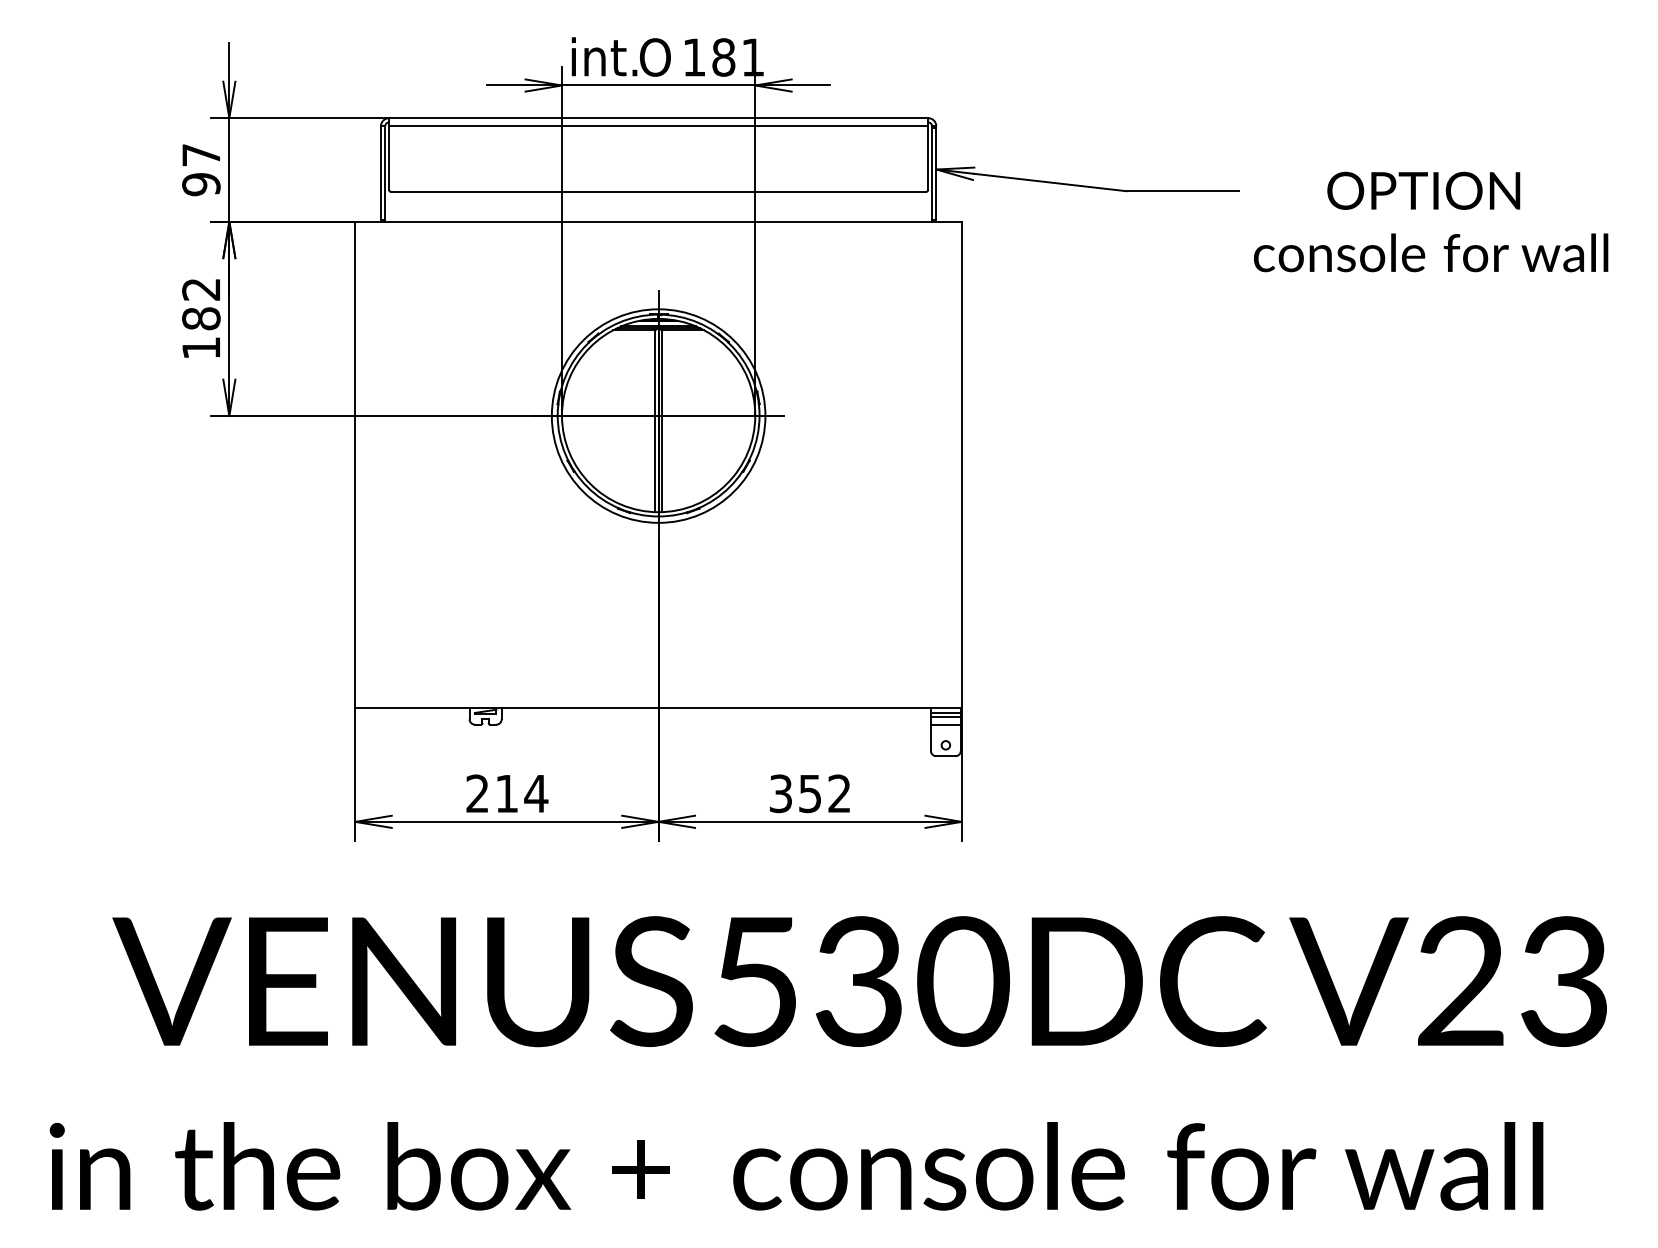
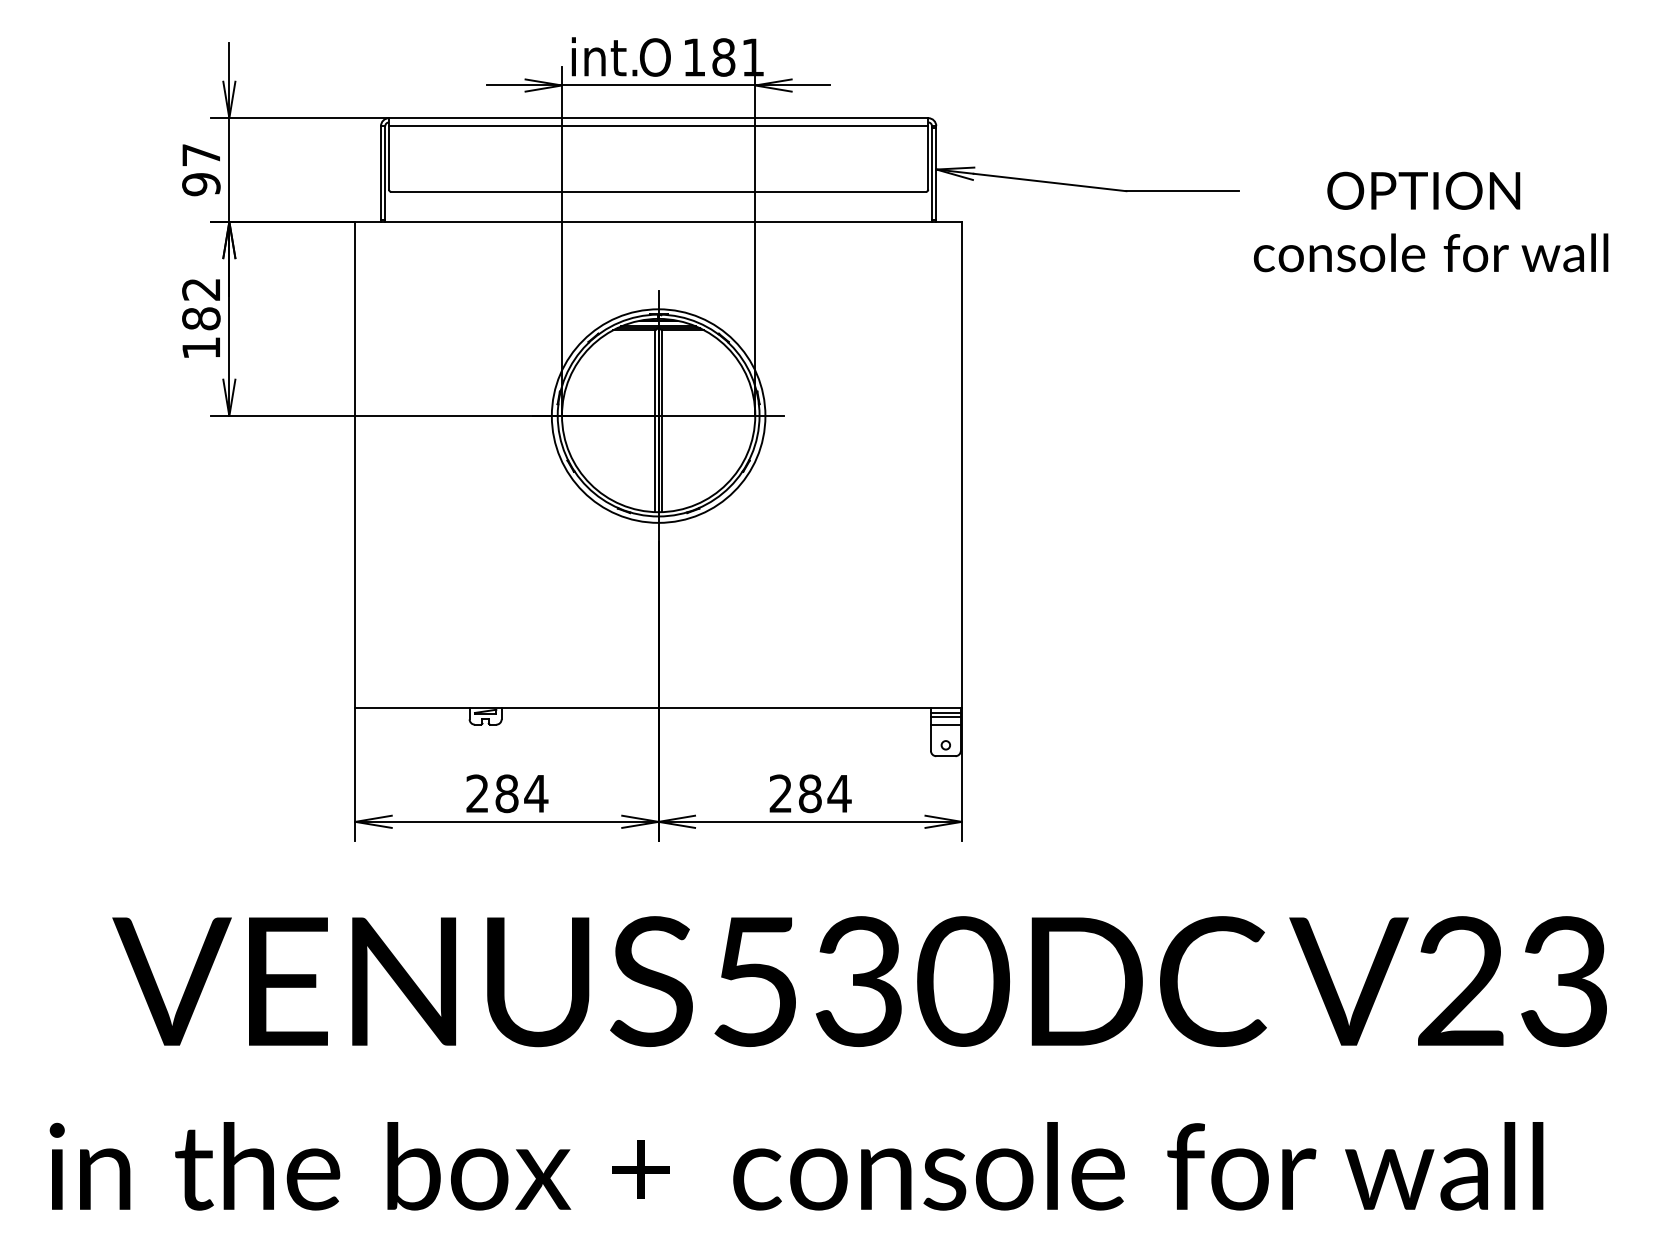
text: 214 -> 284 (506, 793)
text: 352 -> 284 (810, 793)
